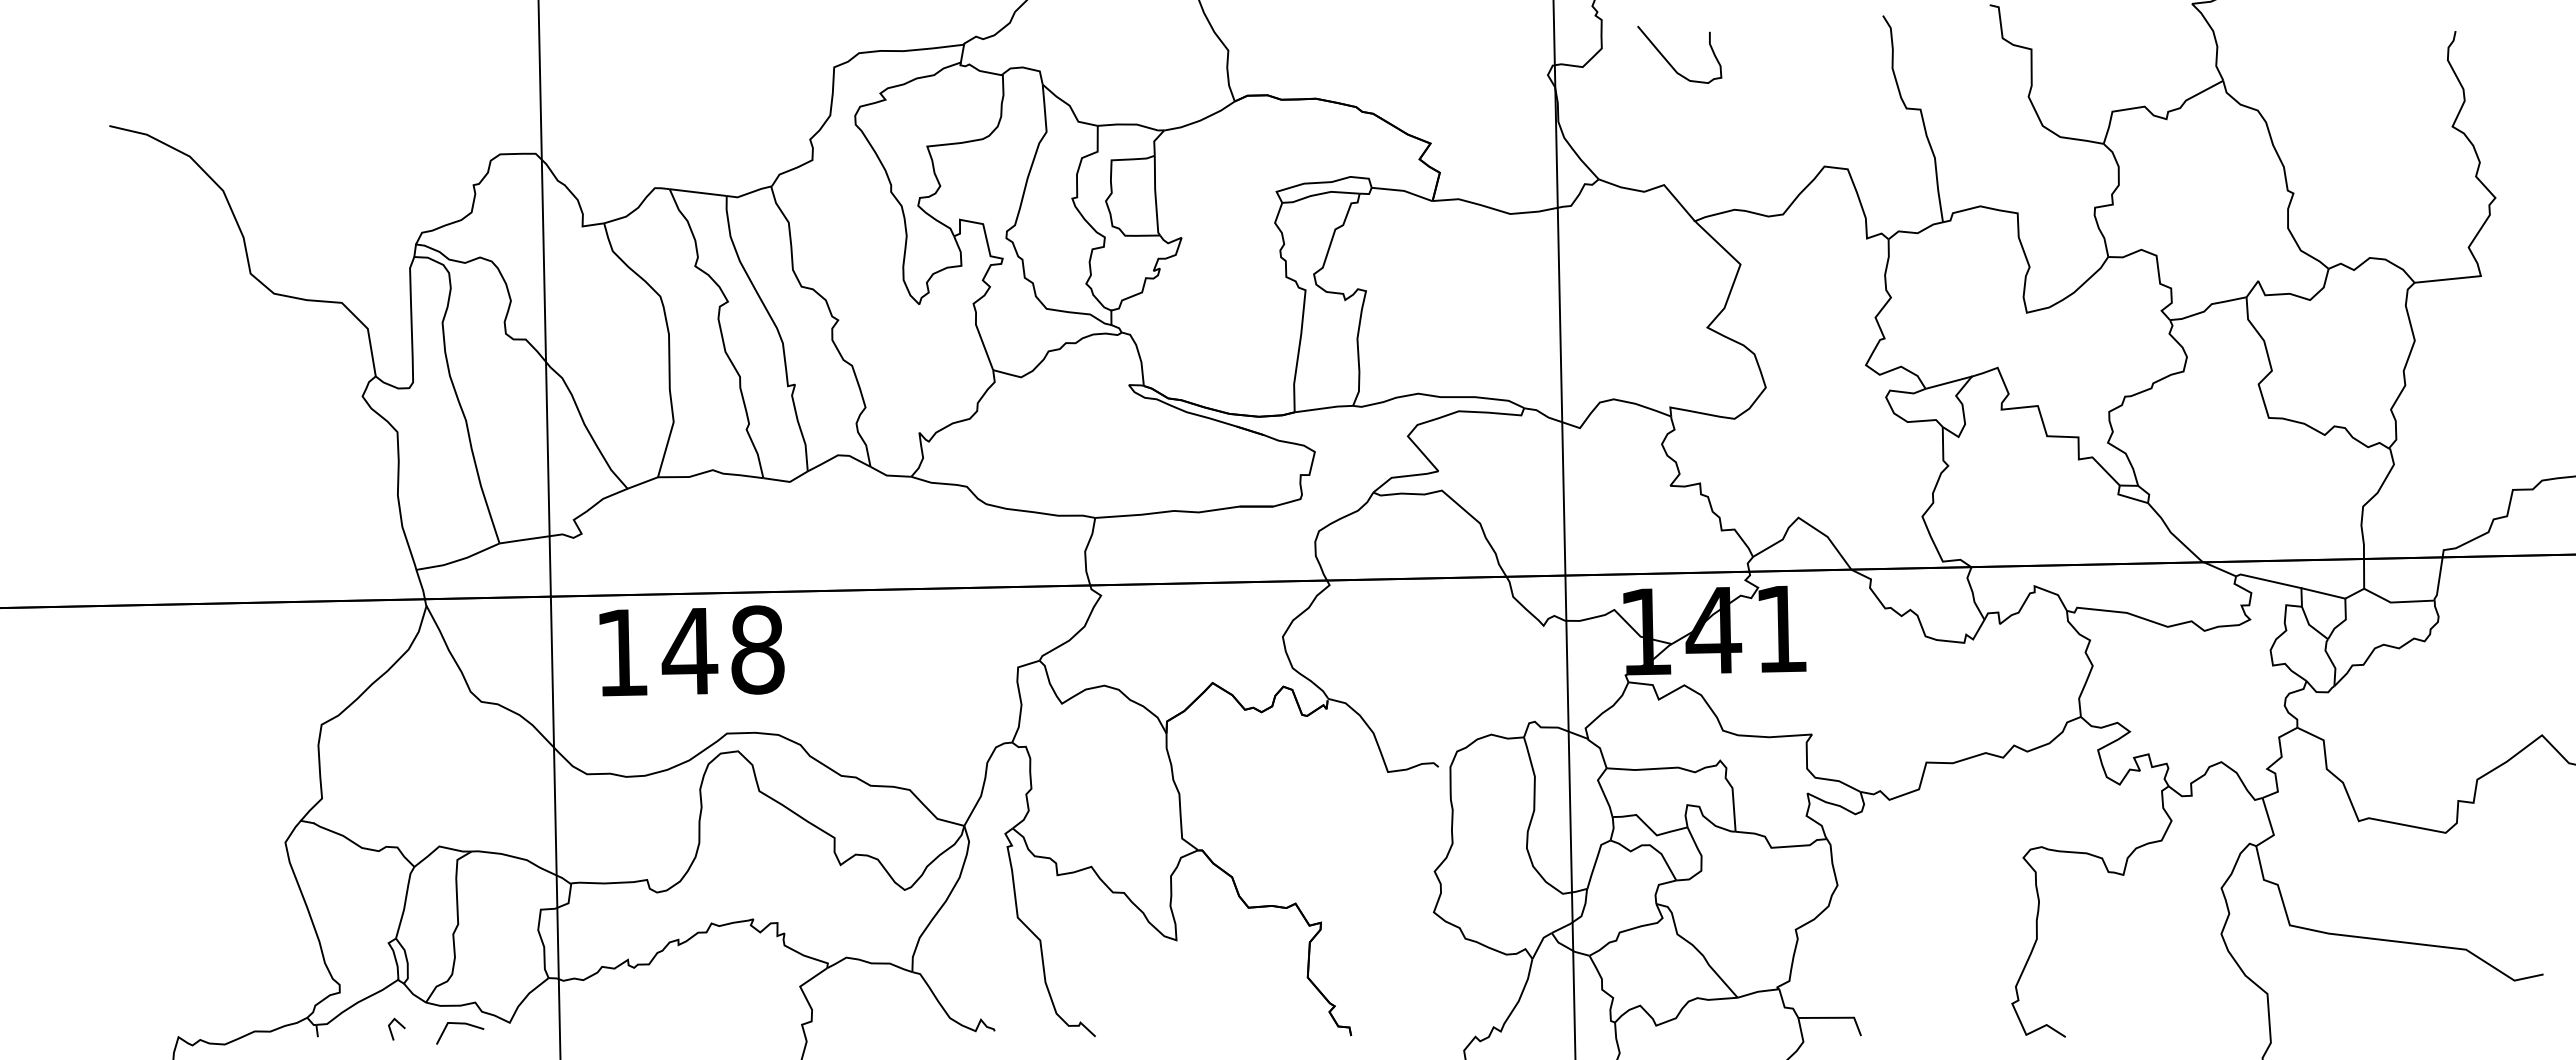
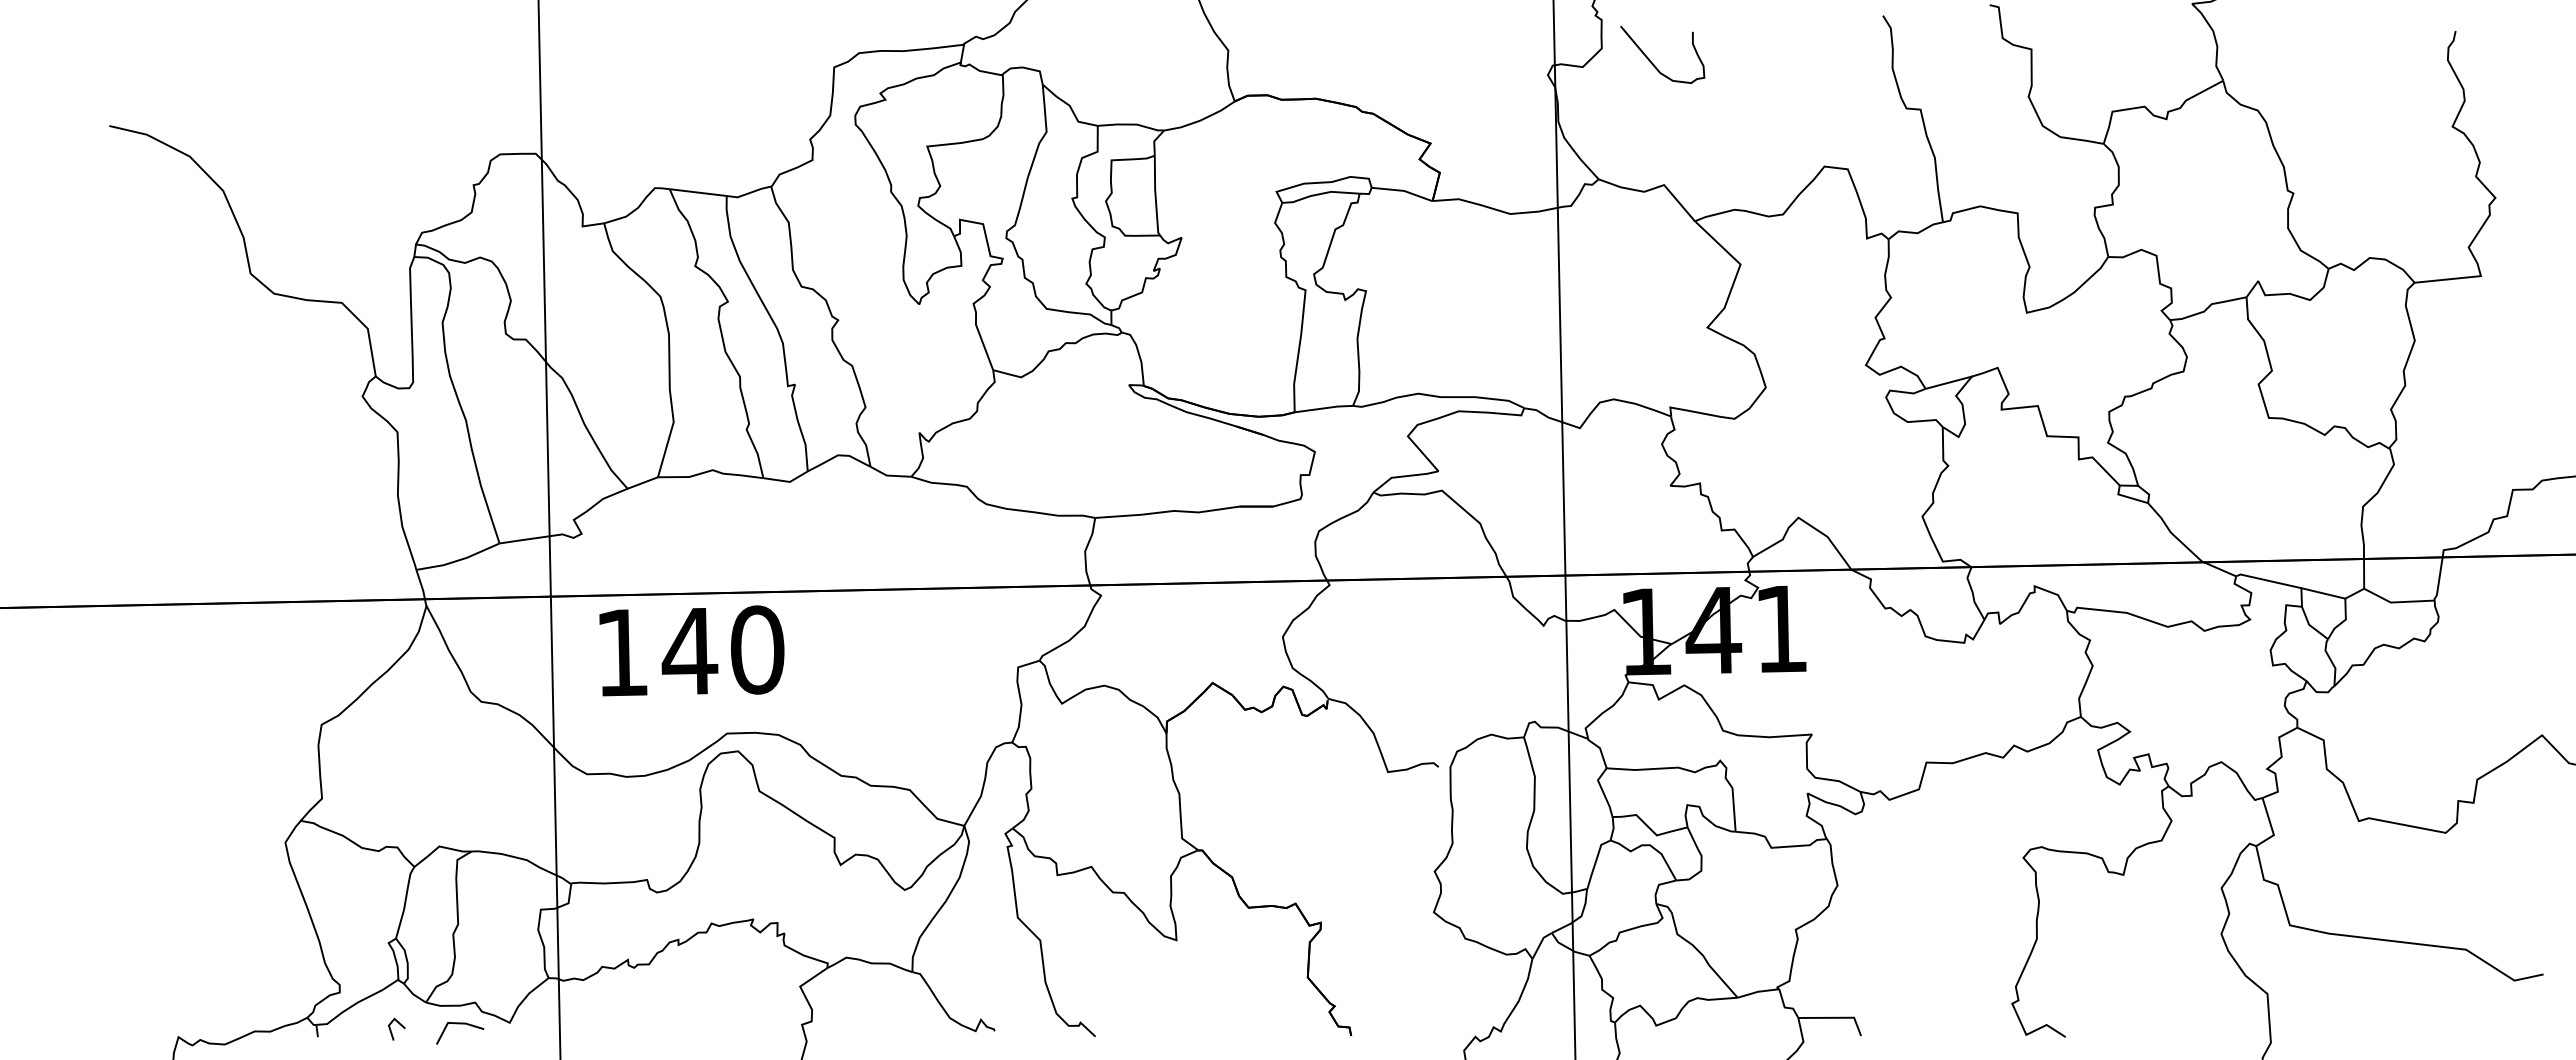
curve position: (1670, 63) -> (1653, 63) (1653, 63)
text: 148 -> 140 (757, 649)
